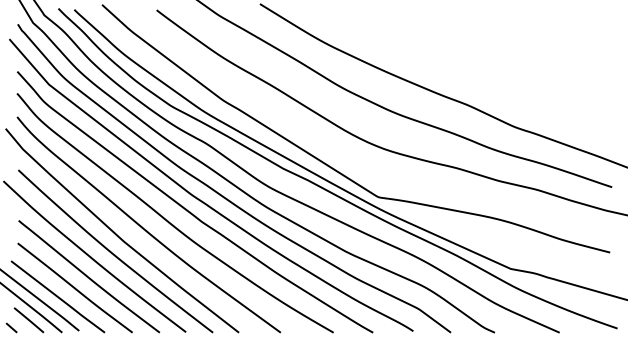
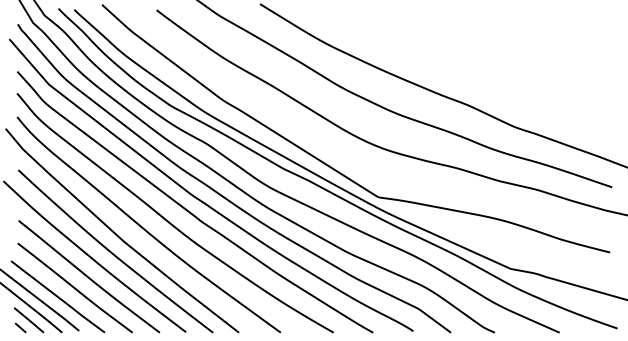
line position: (11, 327) -> (20, 327) (20, 327)
